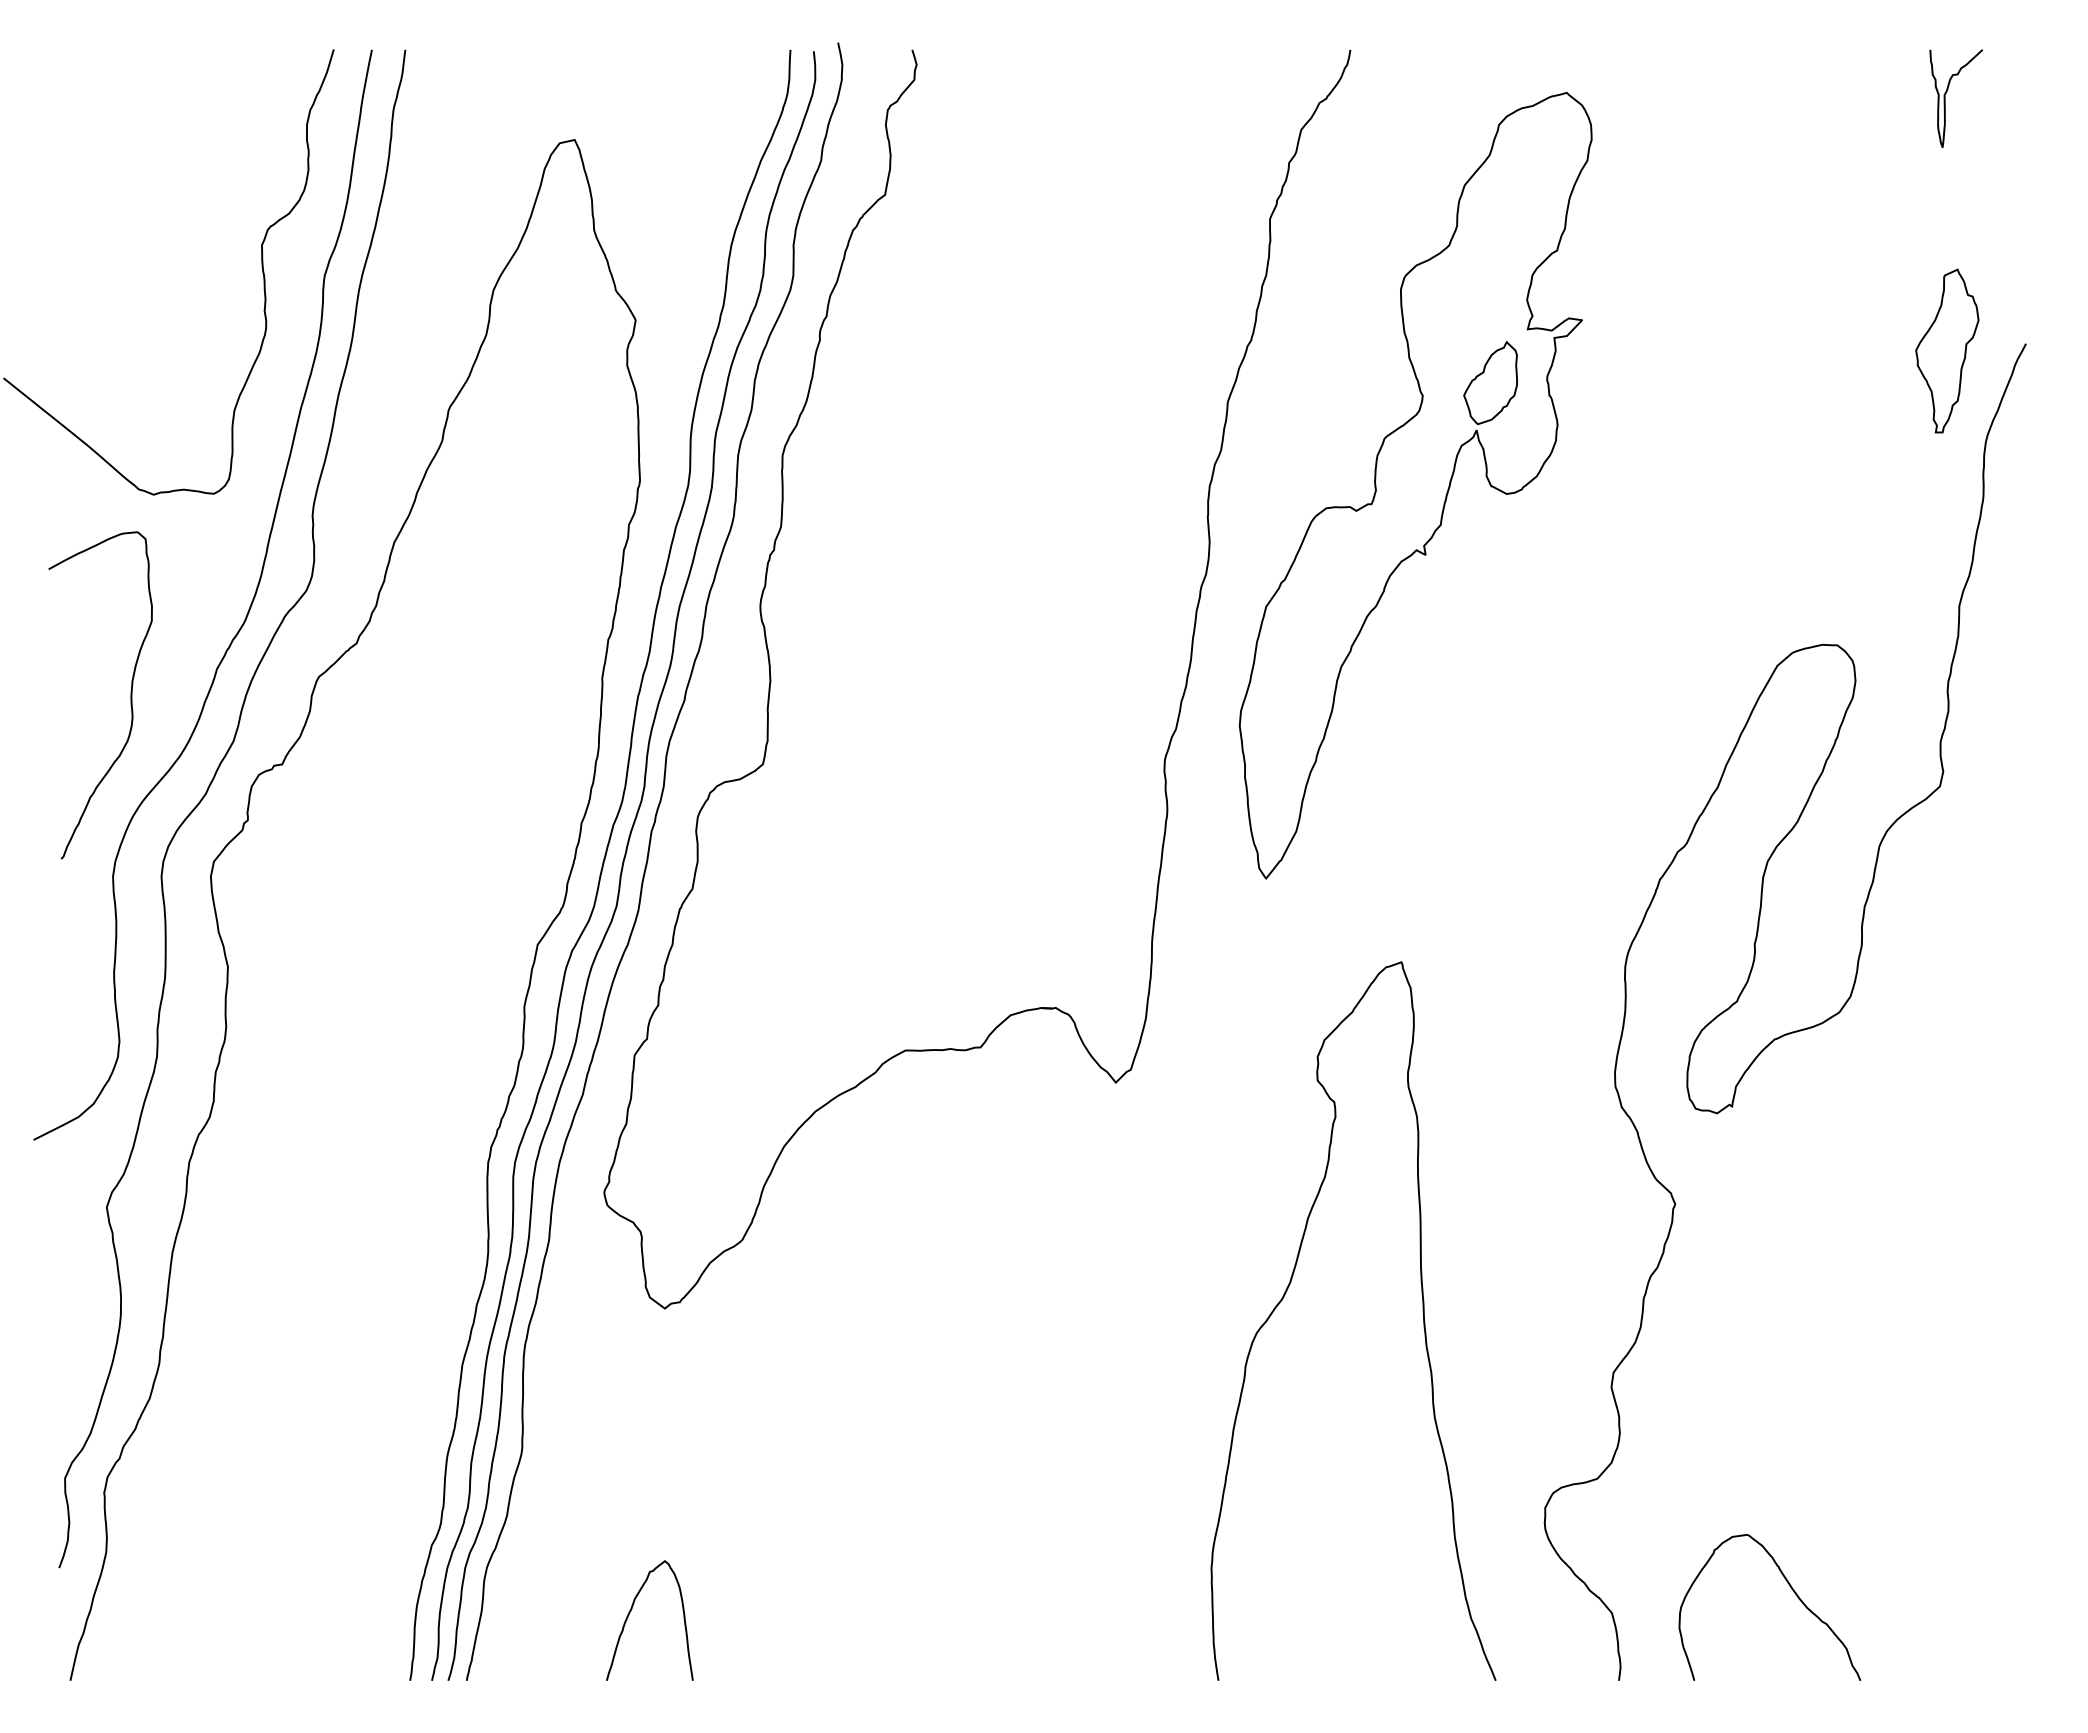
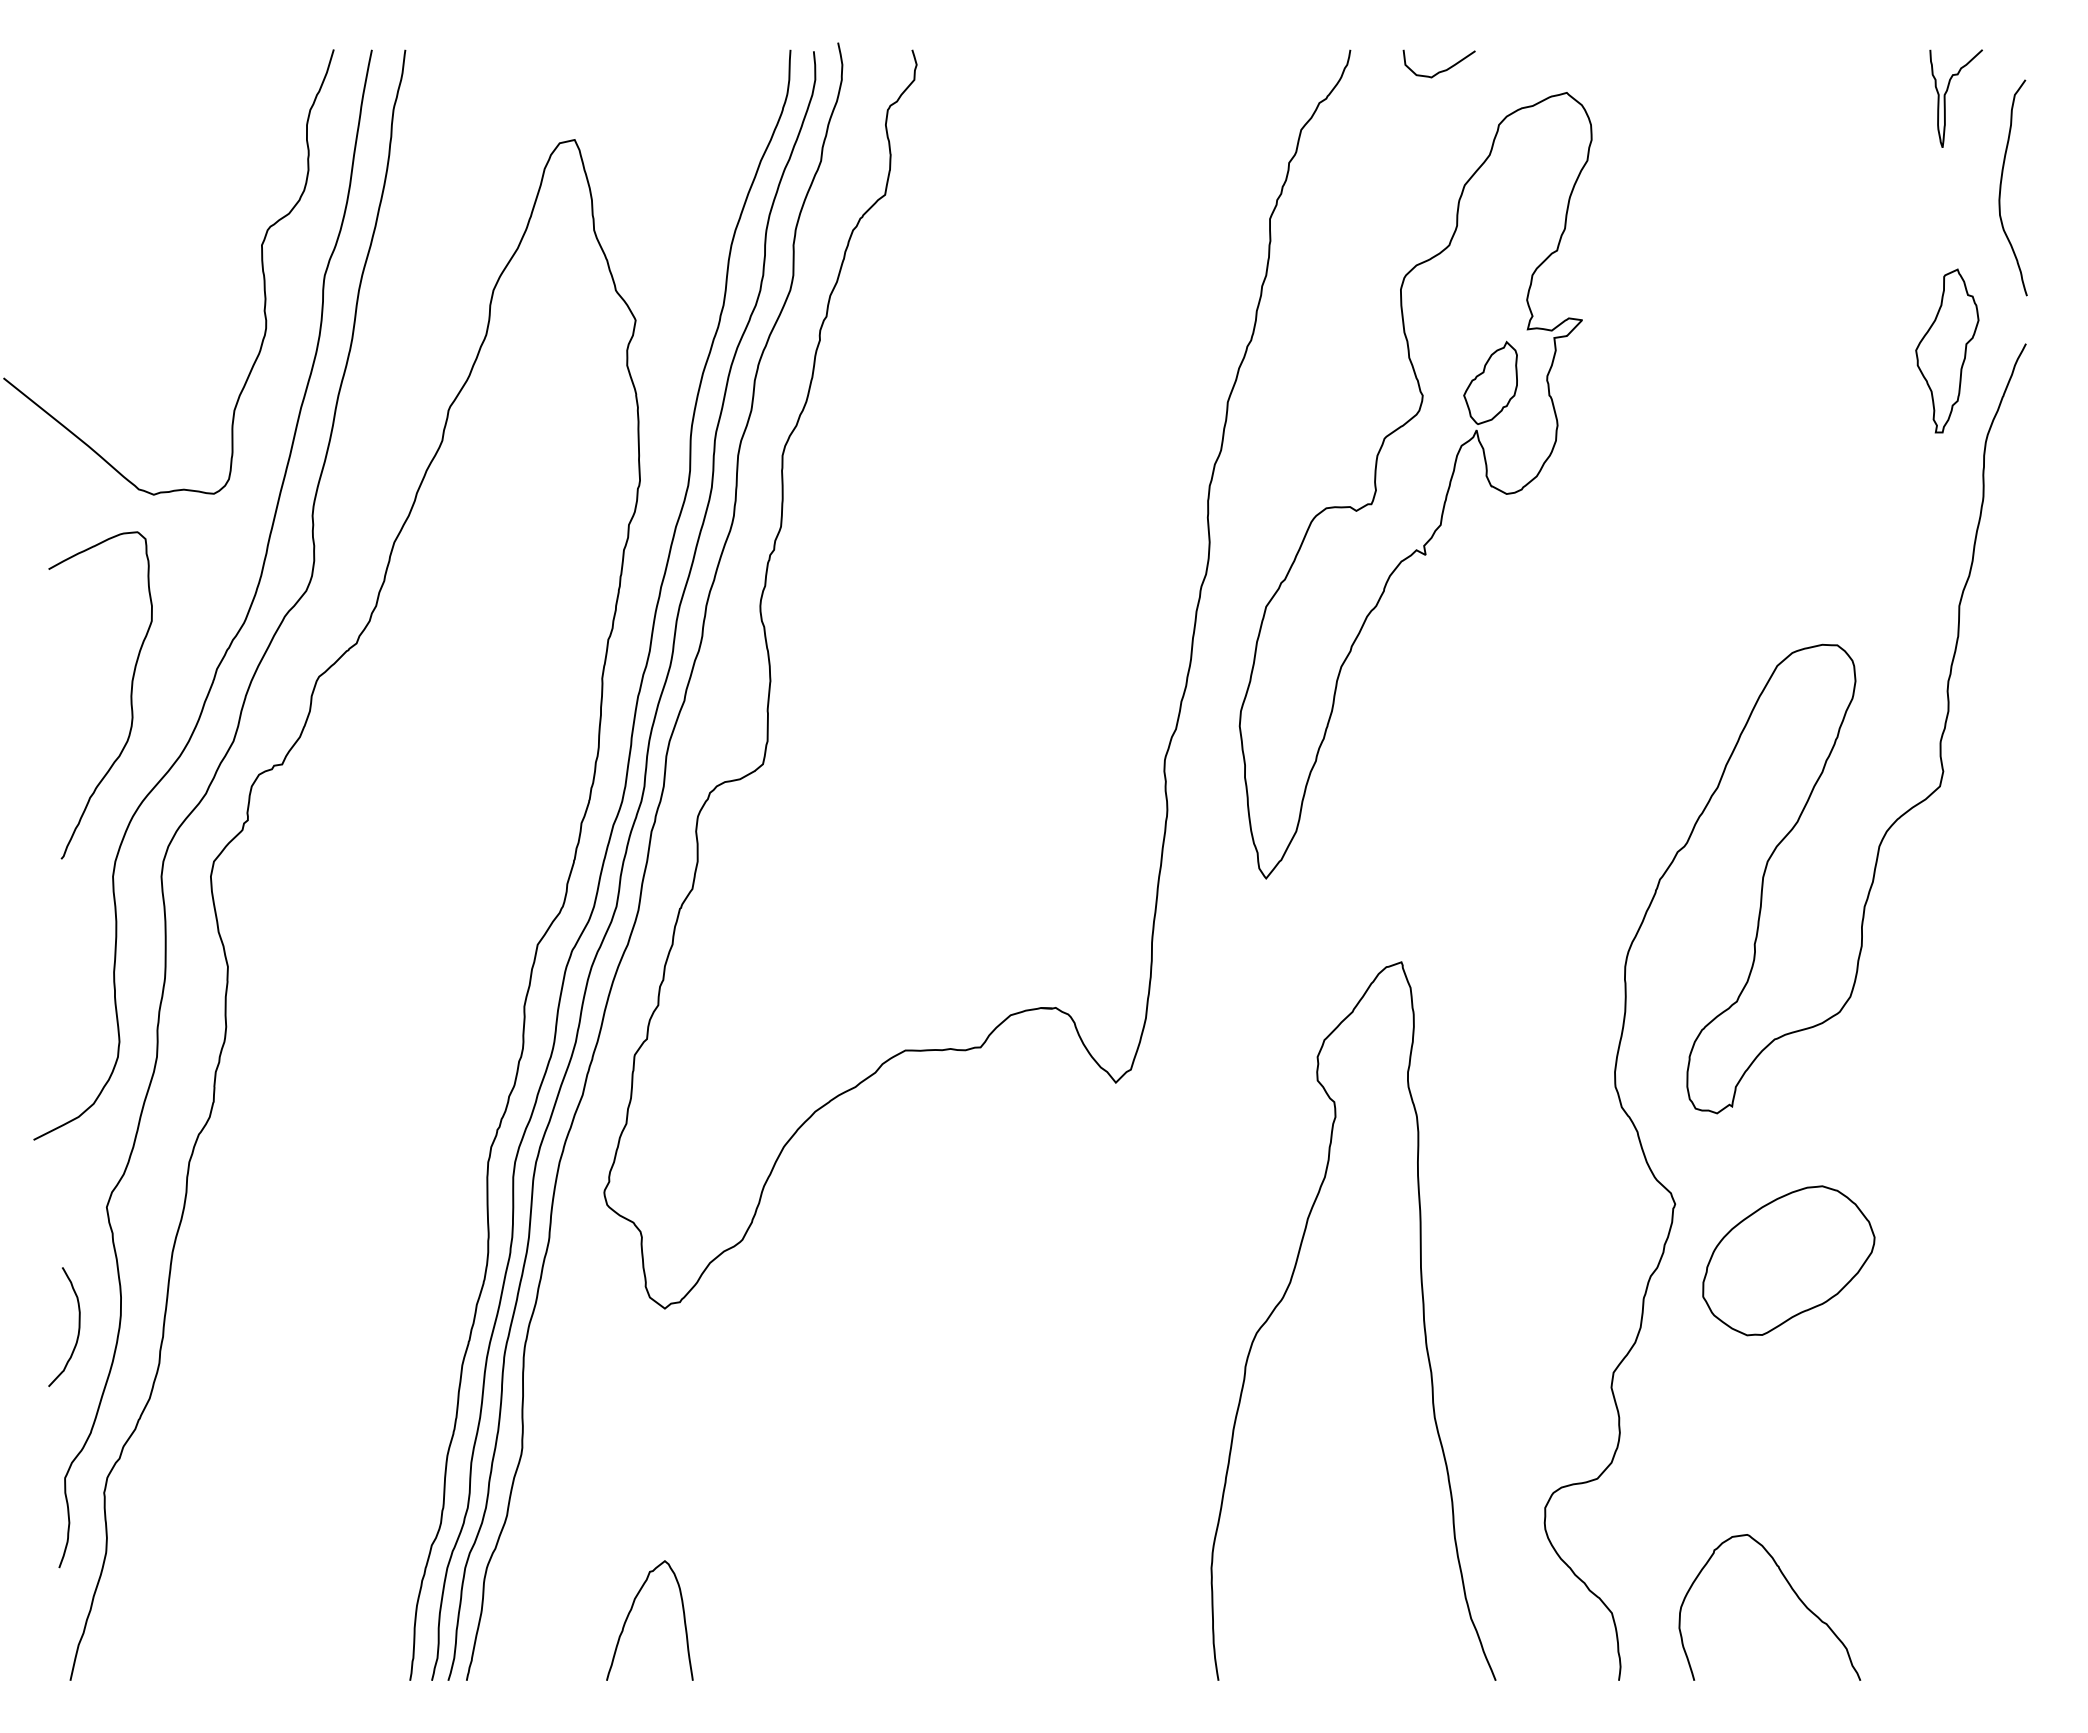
curve: none -> present (1441, 70)
curve: none -> present (2001, 187)
part: none -> present (1788, 1260)
curve: none -> present (78, 1327)
